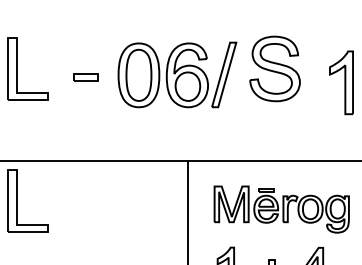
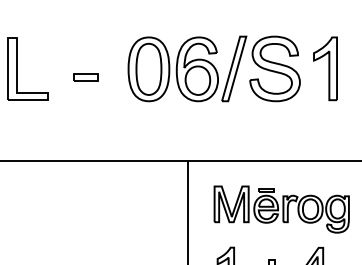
part position: (177, 74) -> (187, 68) (187, 68)
part position: (341, 82) -> (325, 68) (325, 68)
part: present -> none (17, 200)
